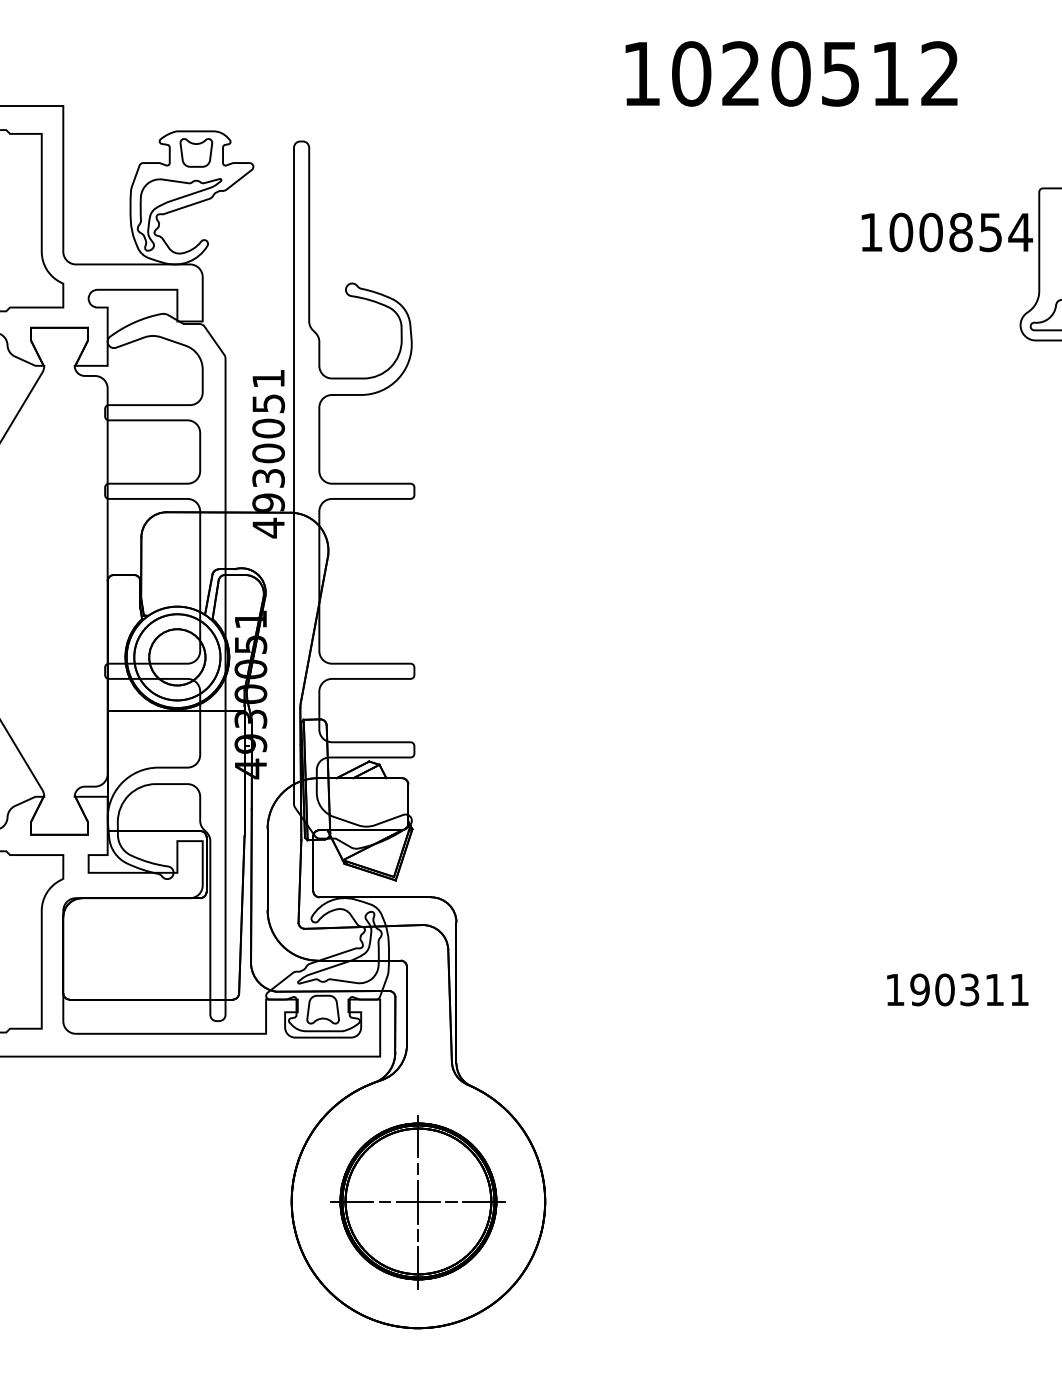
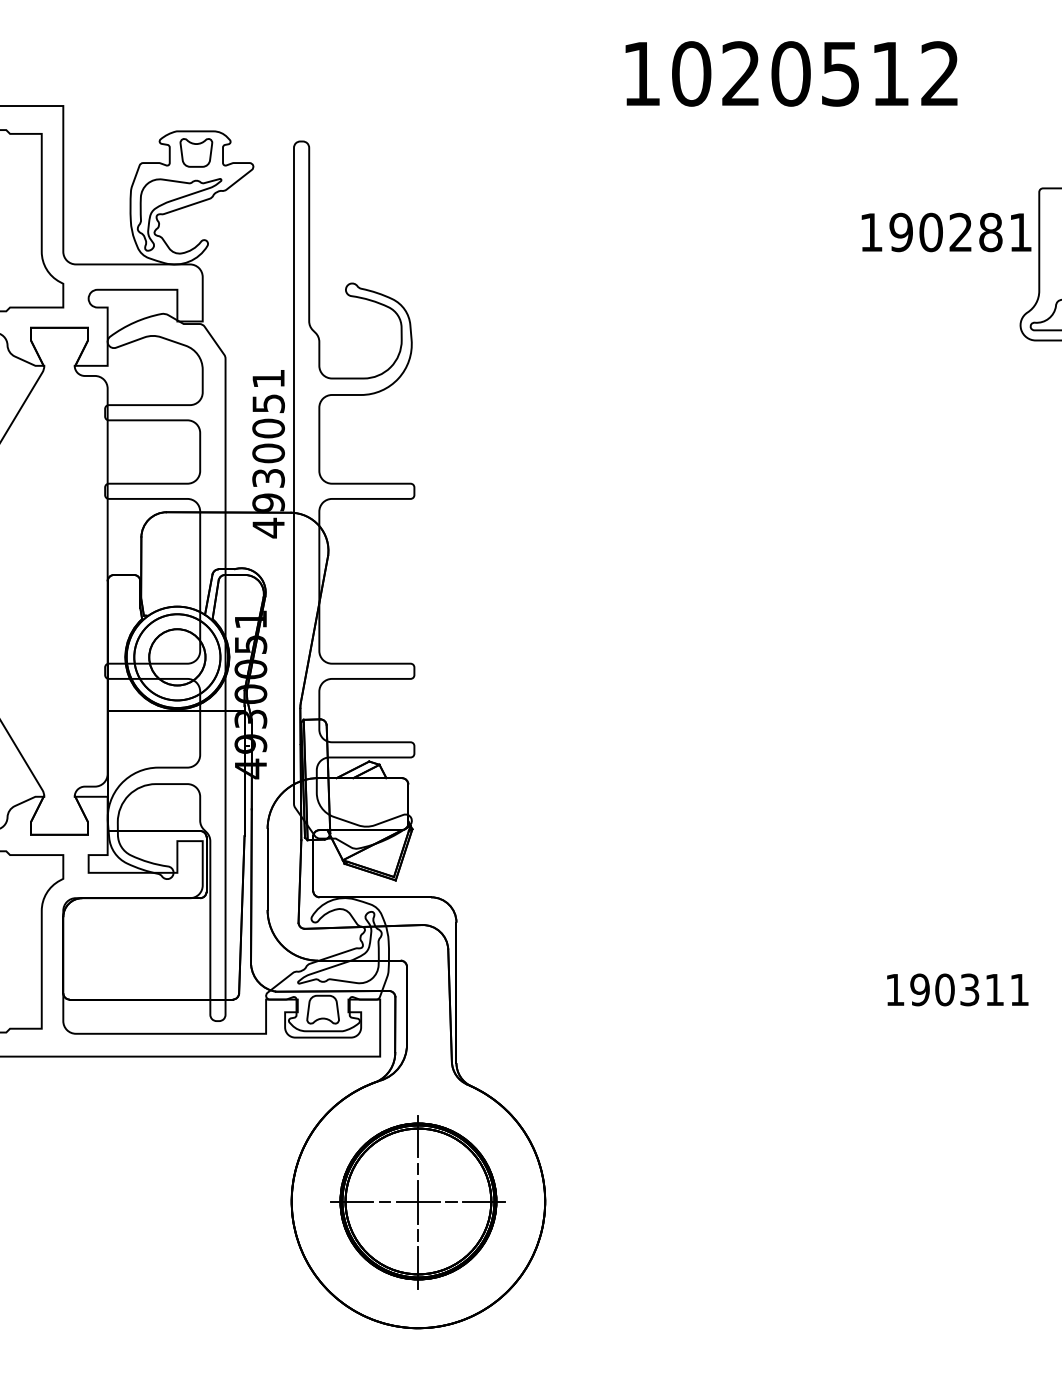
text: 100854 -> 190281 (961, 232)
